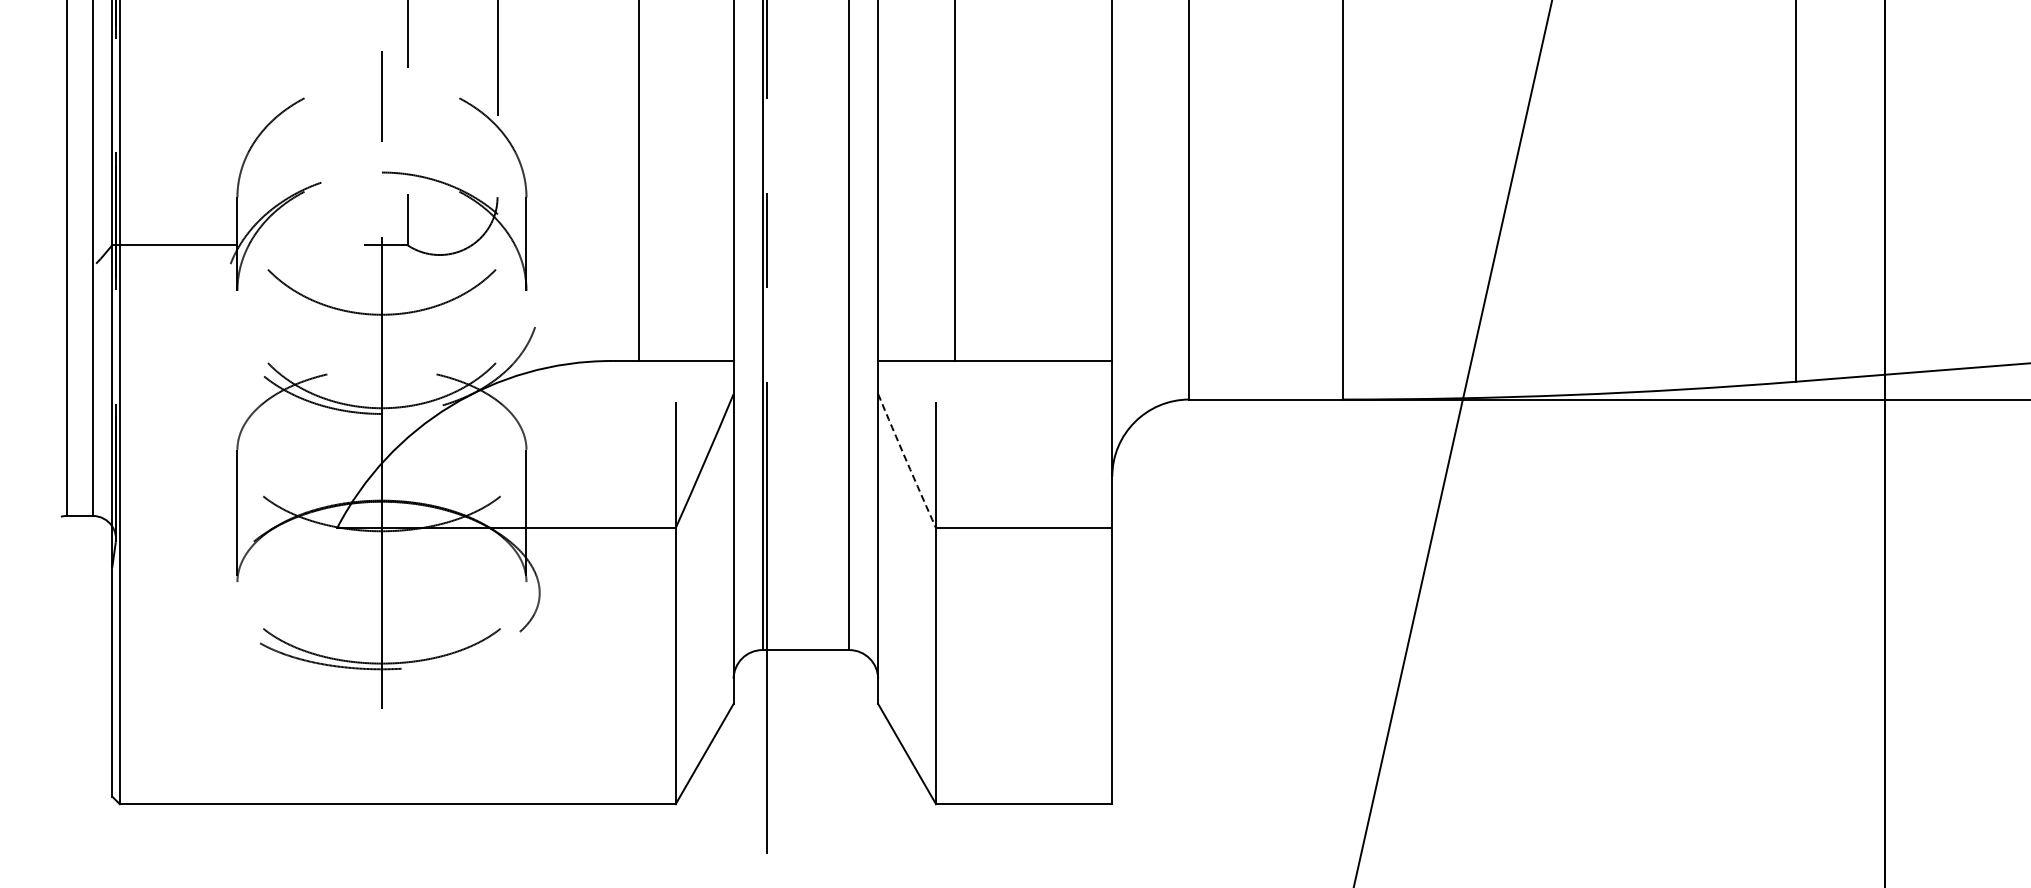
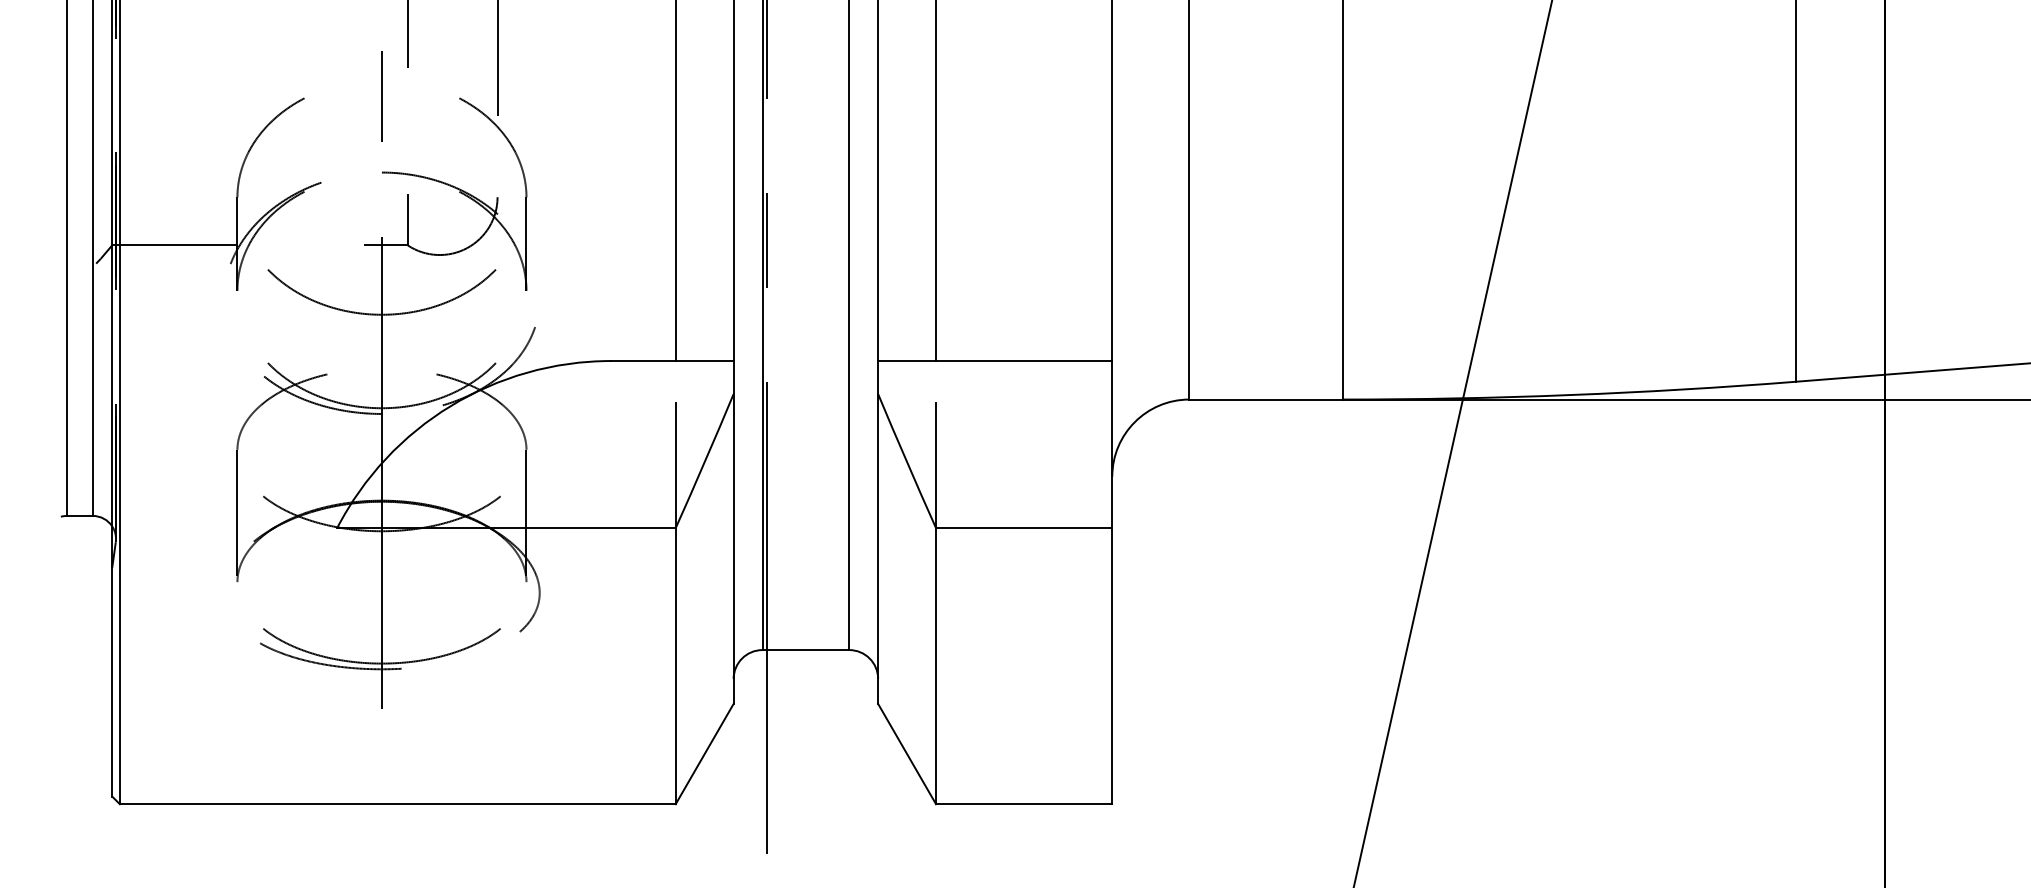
line position: (638, 181) -> (675, 181) (675, 181)
line position: (955, 181) -> (936, 181) (936, 181)
arc: dashed -> solid (906, 461)
